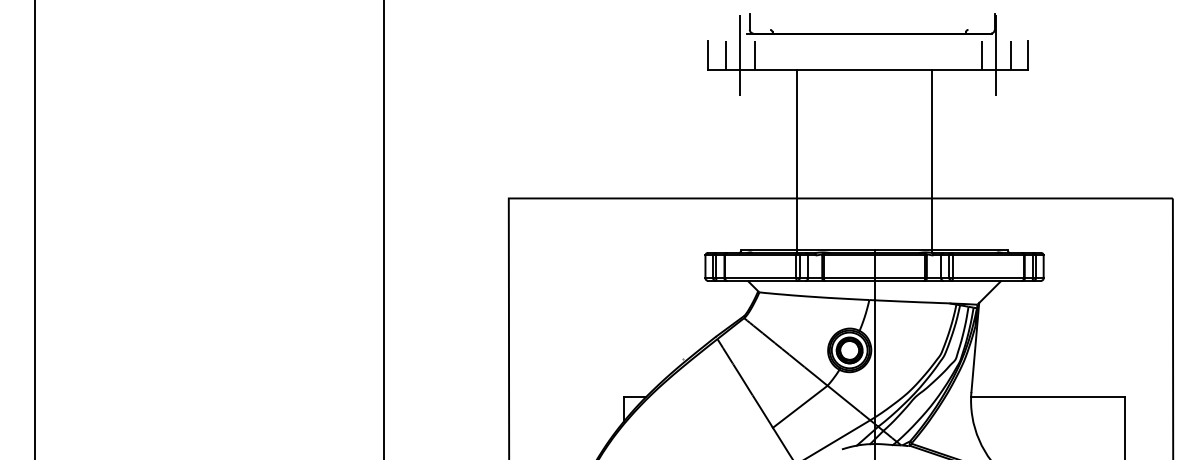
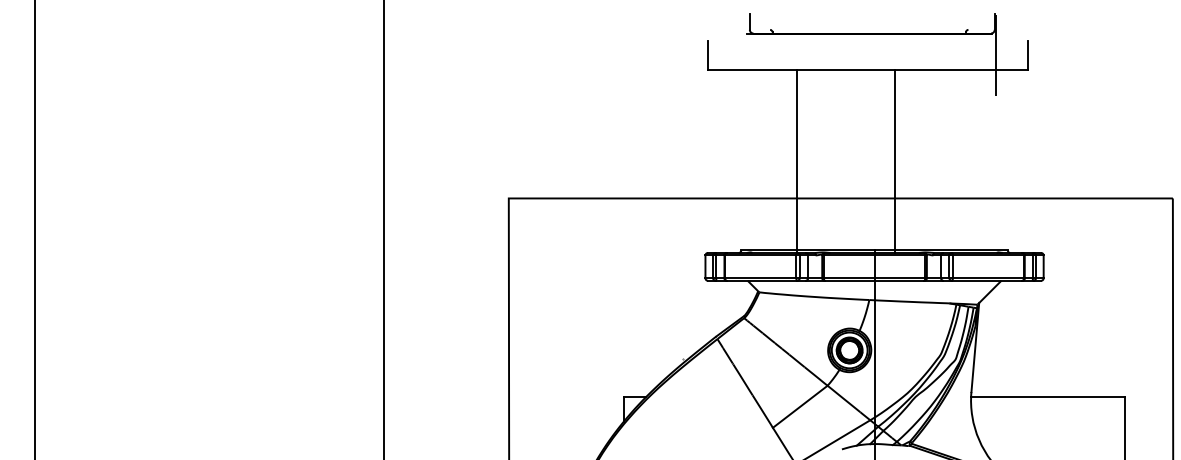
line: present -> none (725, 54)
line: present -> none (754, 54)
line: present -> none (981, 54)
line: present -> none (1010, 54)
line: present -> none (740, 55)
line position: (931, 160) -> (894, 160) (894, 160)
